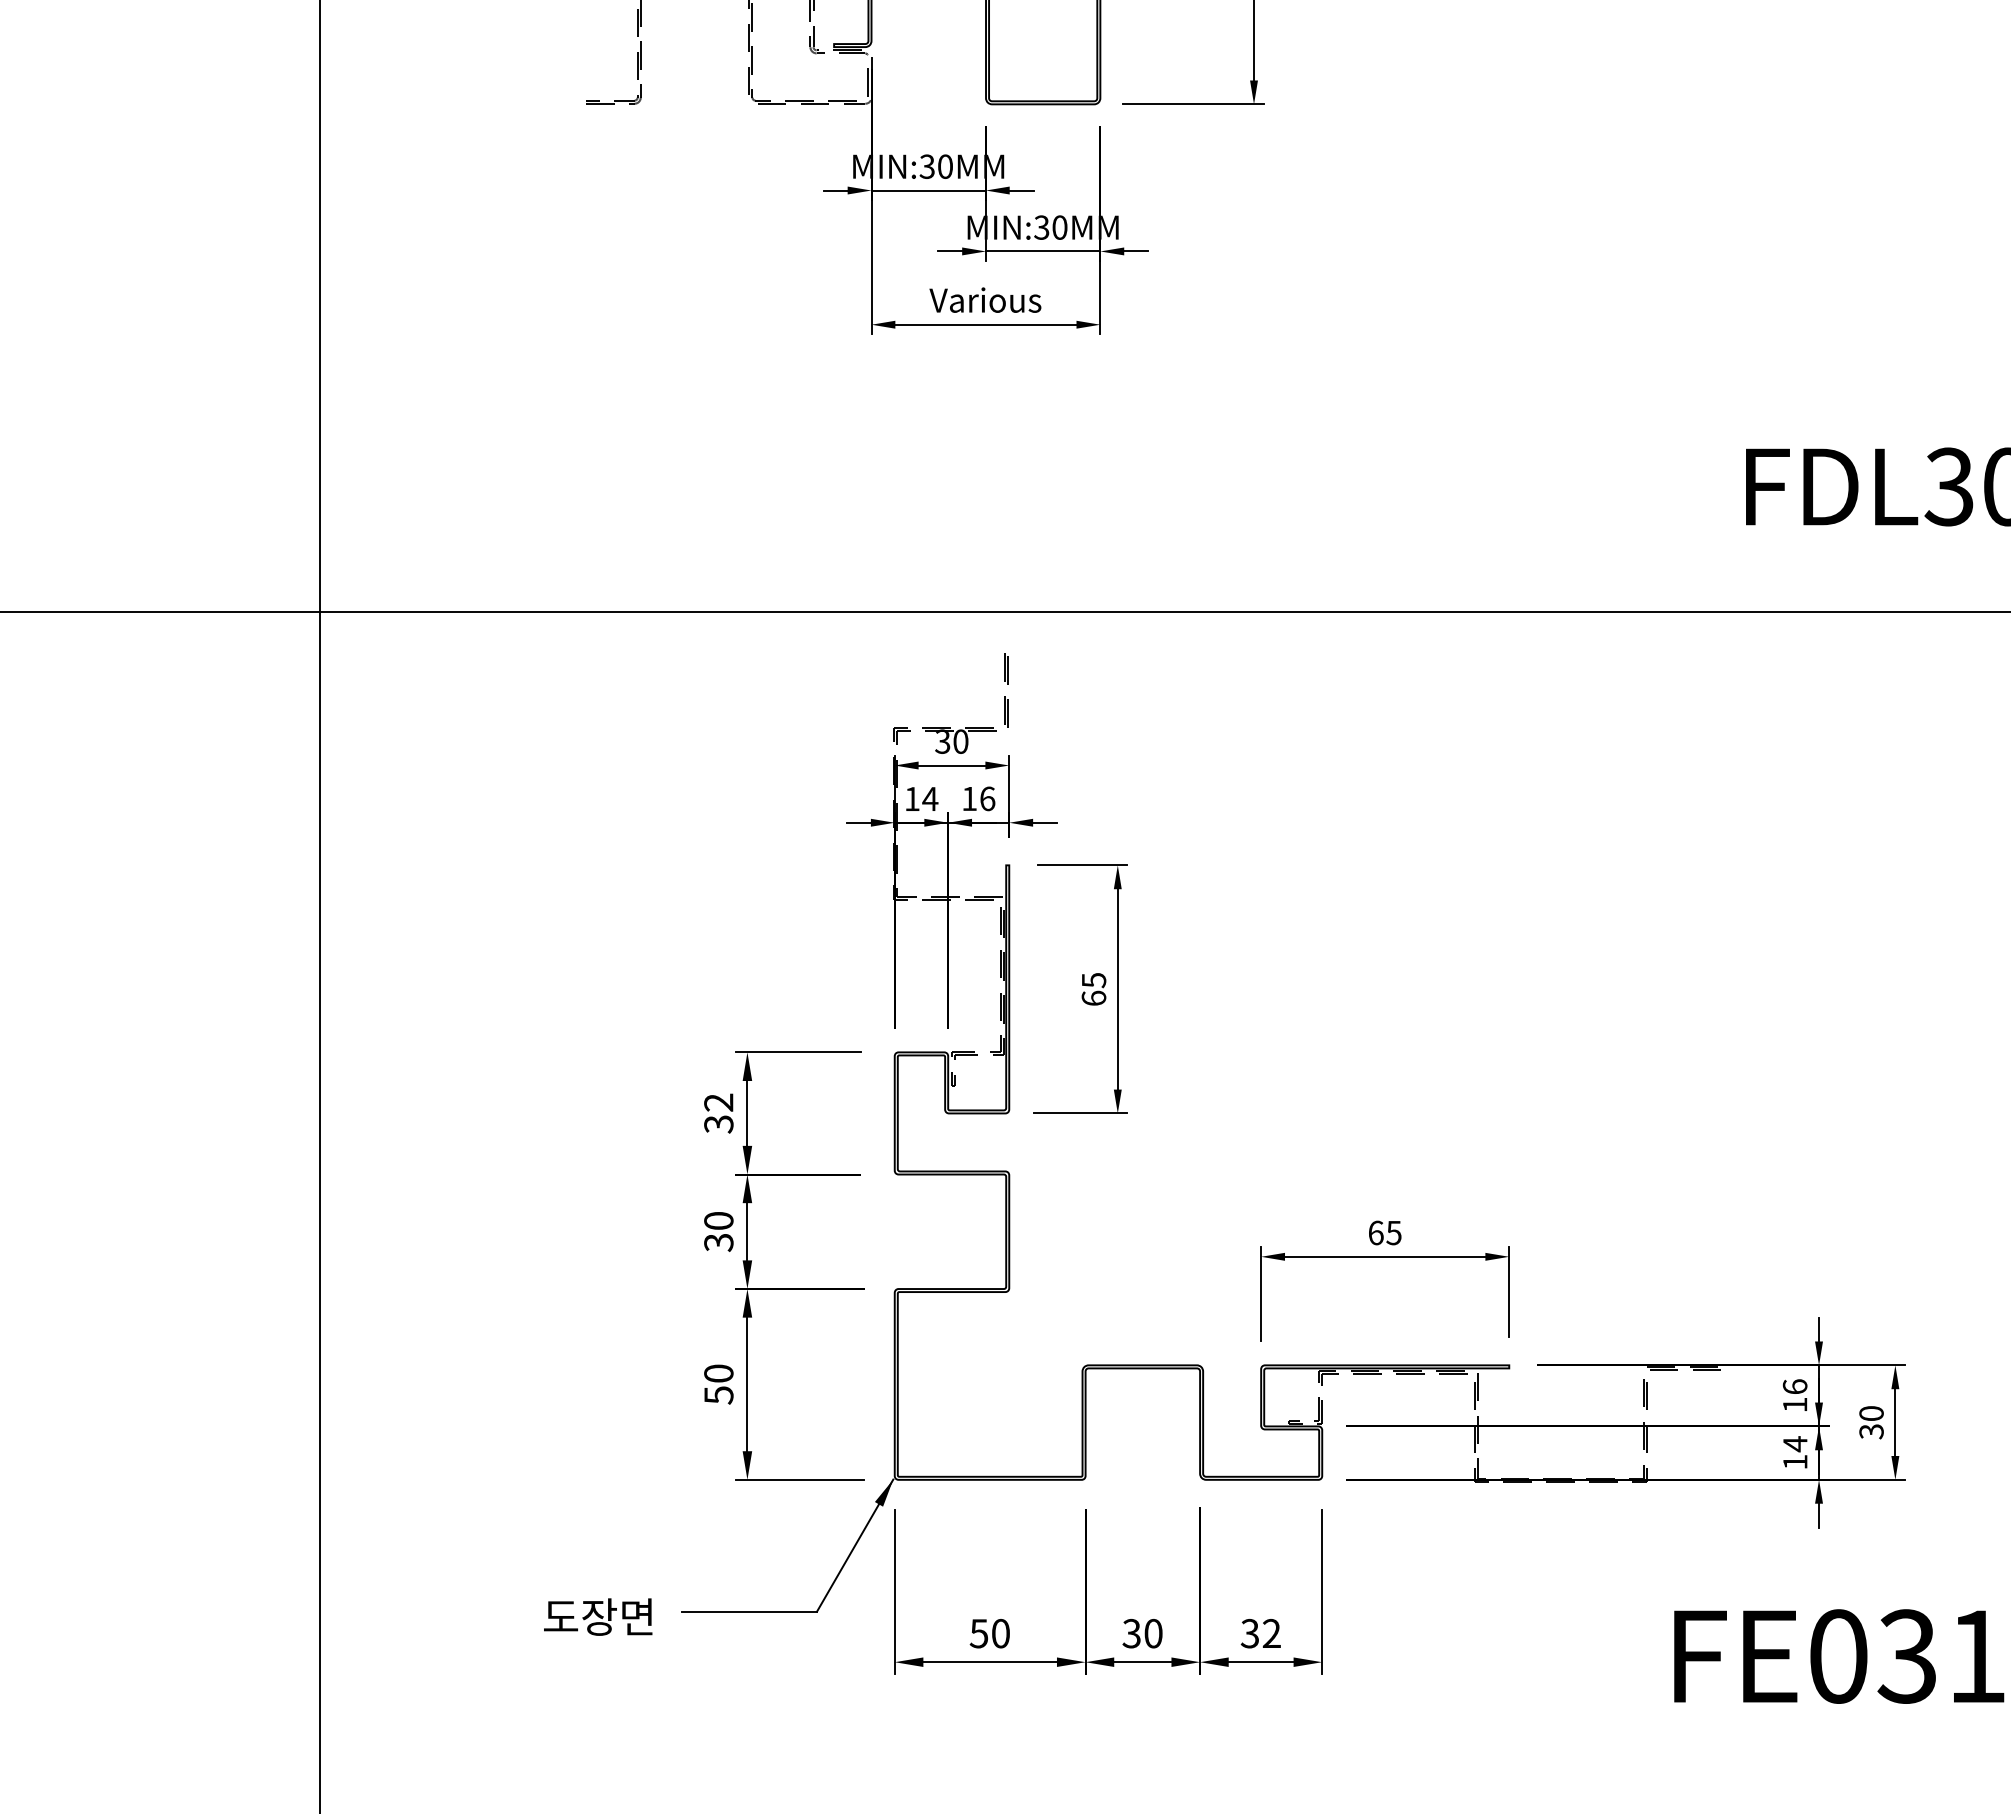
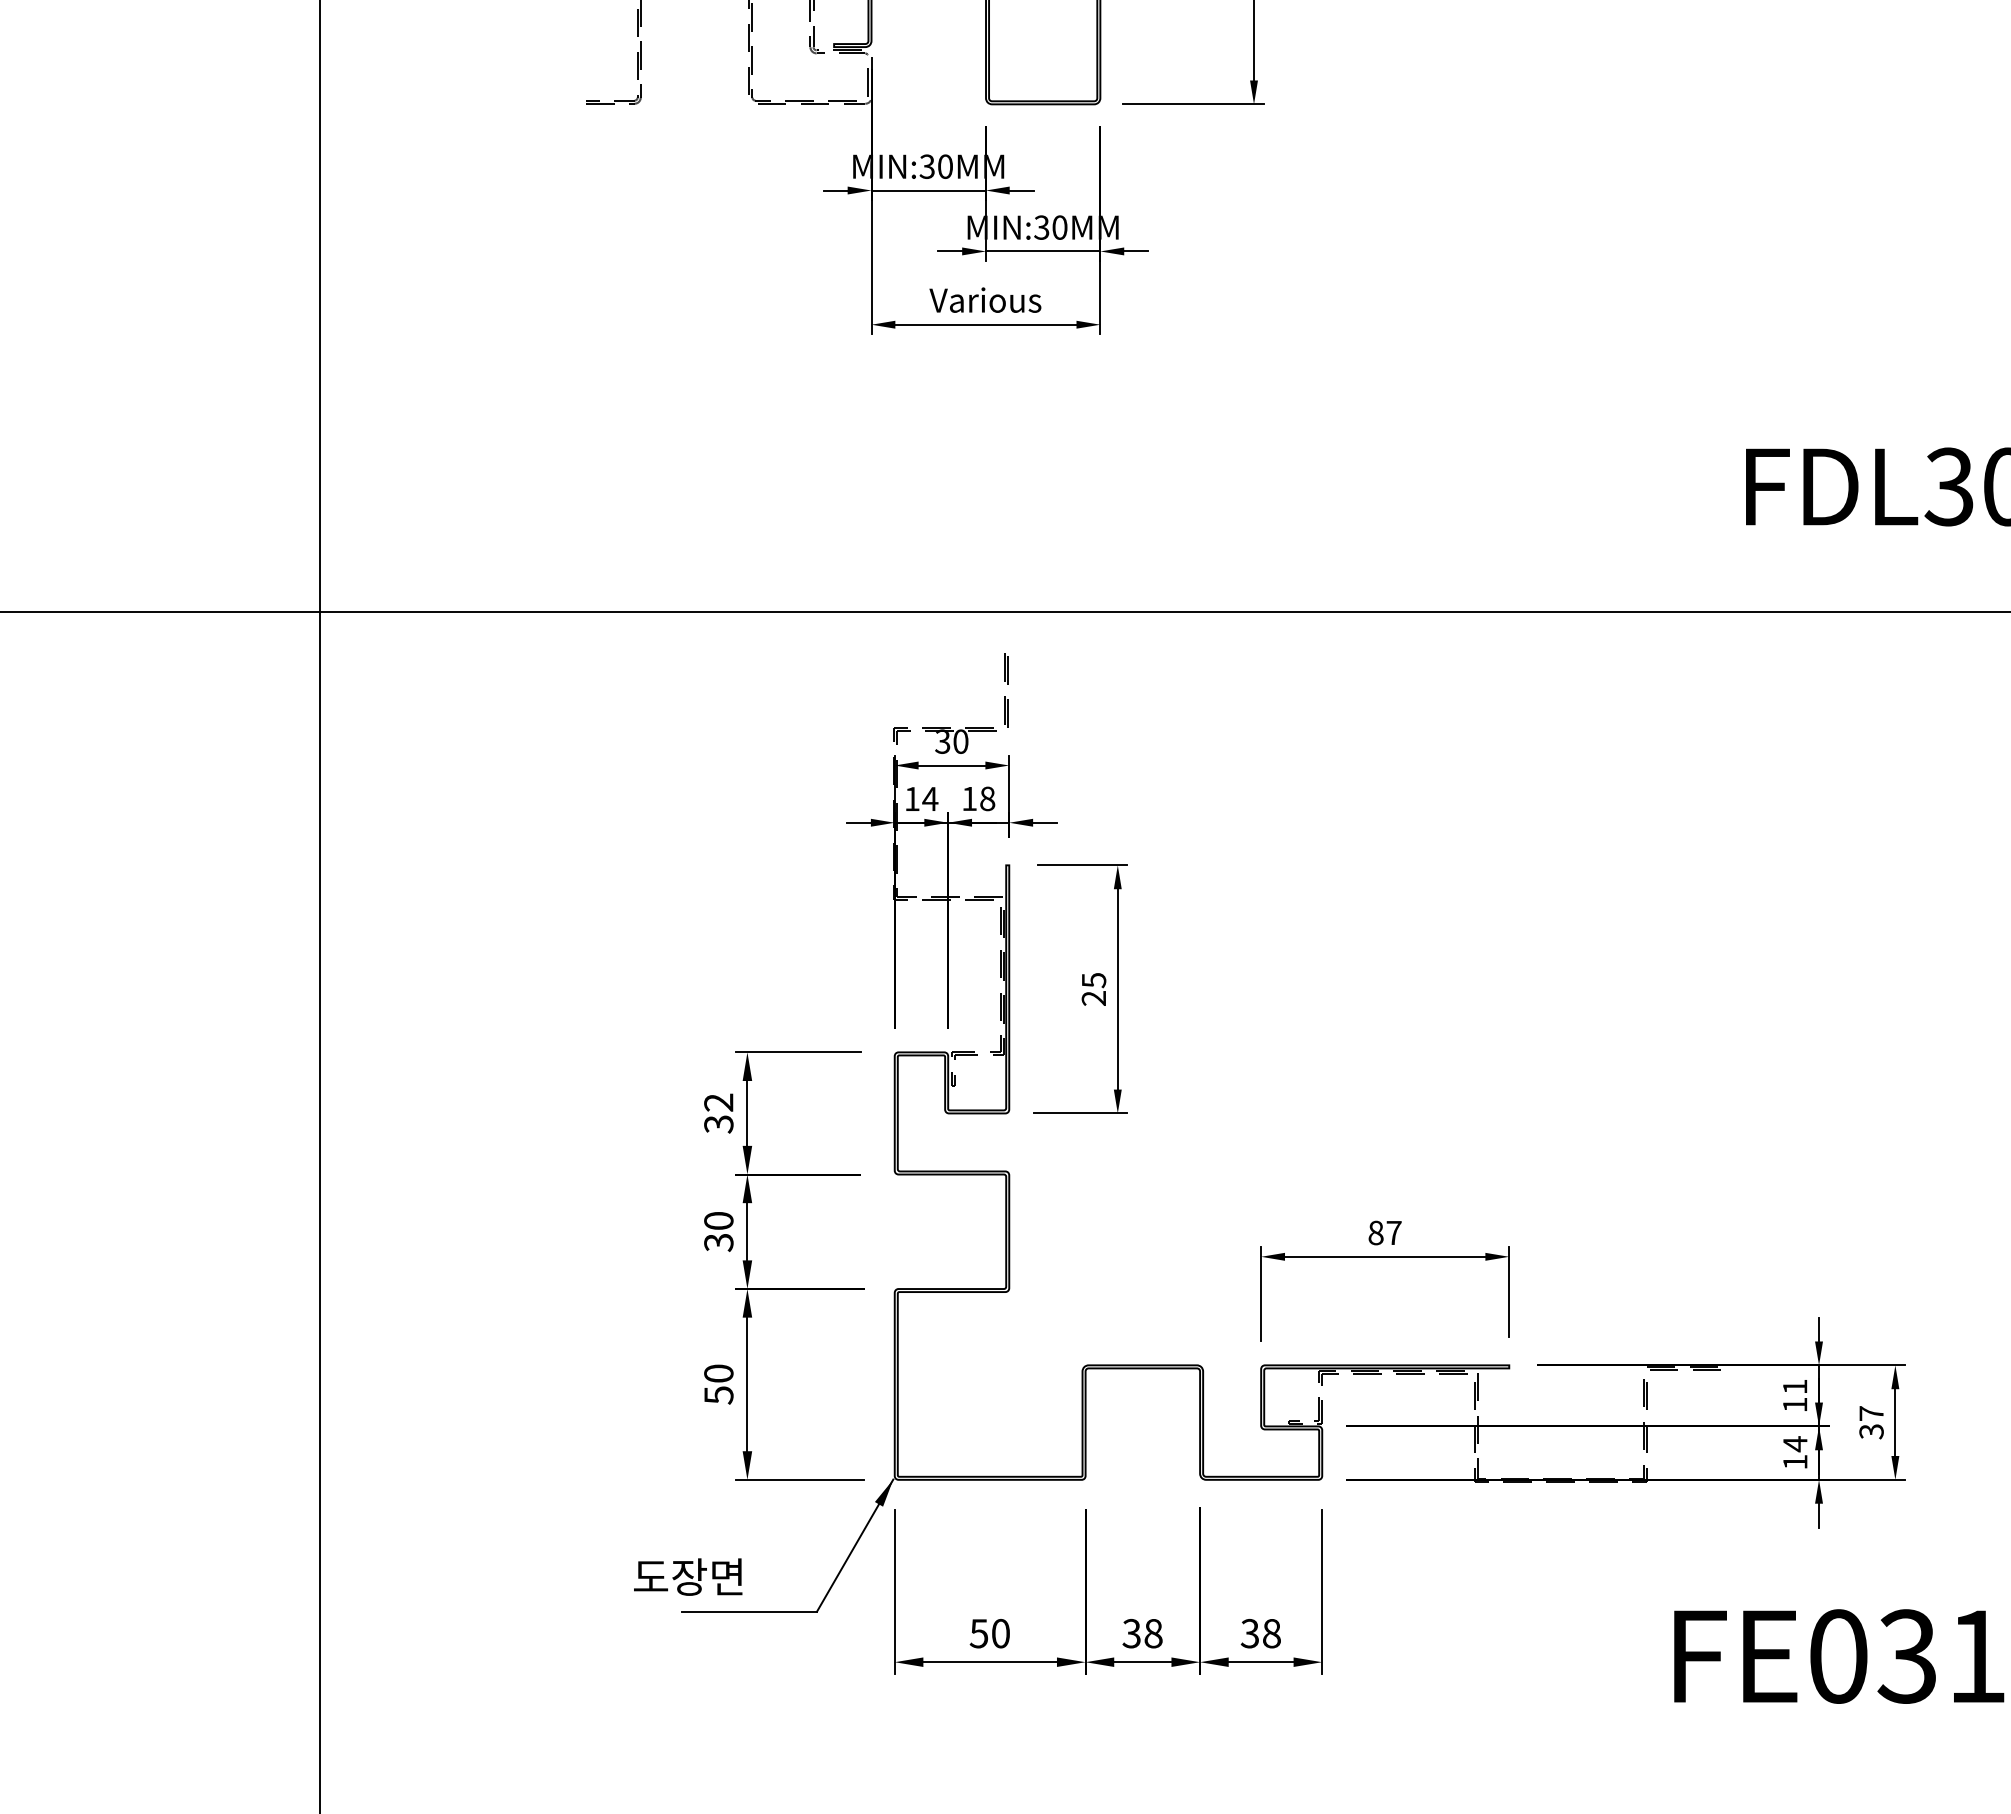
text: 16 -> 18 (987, 798)
text: 65 -> 25 (1093, 997)
text: 65 -> 87 (1384, 1232)
text: 16 -> 11 (1794, 1386)
text: 30 -> 37 (1871, 1413)
text position: (598, 1616) -> (688, 1576) (688, 1576)
text: 30 -> 38 (1153, 1633)
text: 32 -> 38 (1271, 1633)
